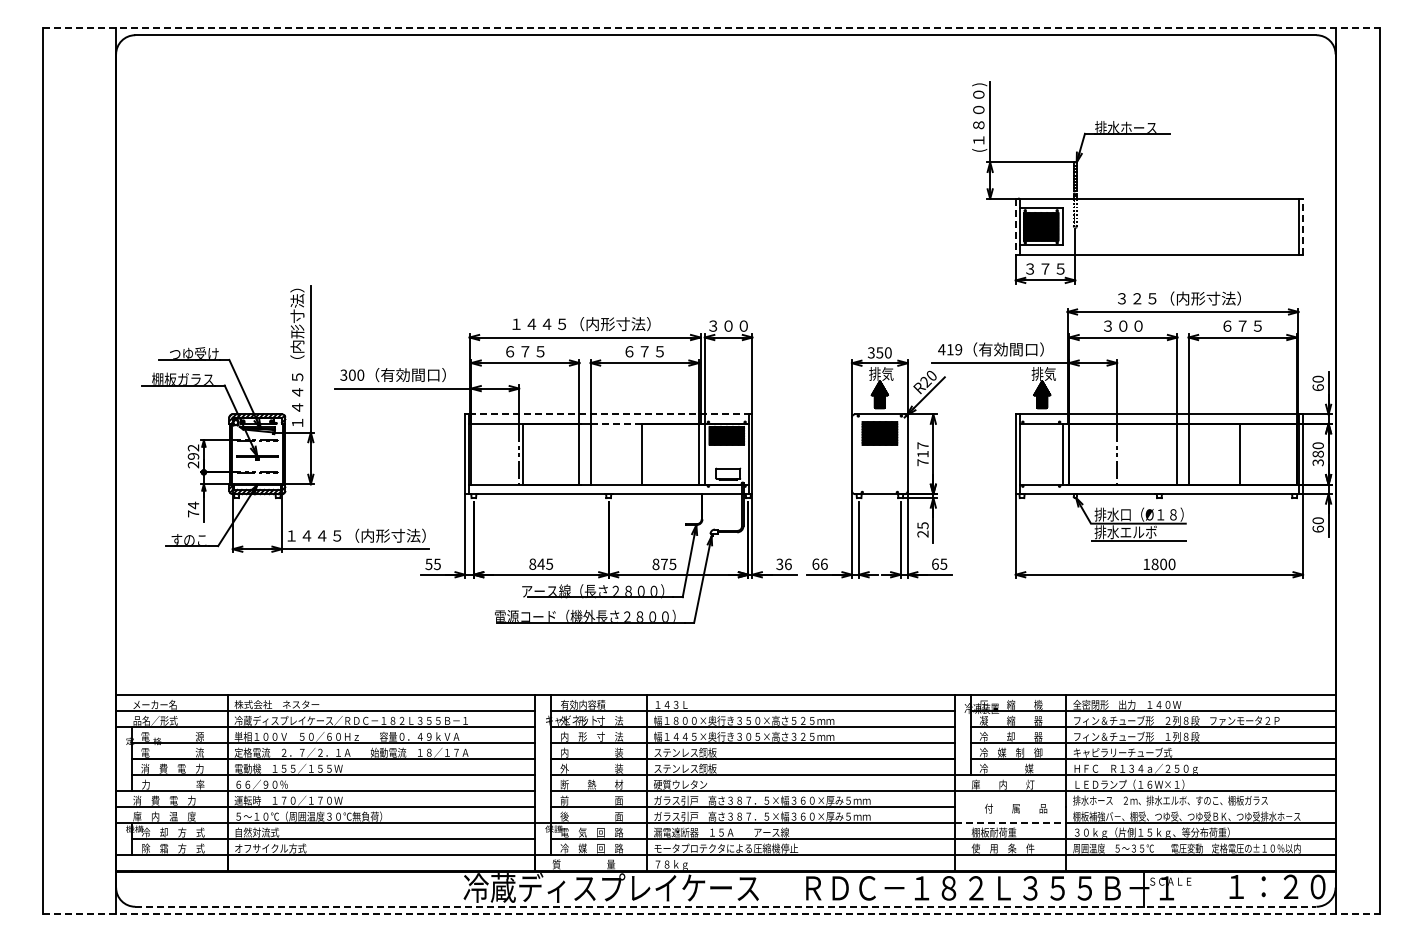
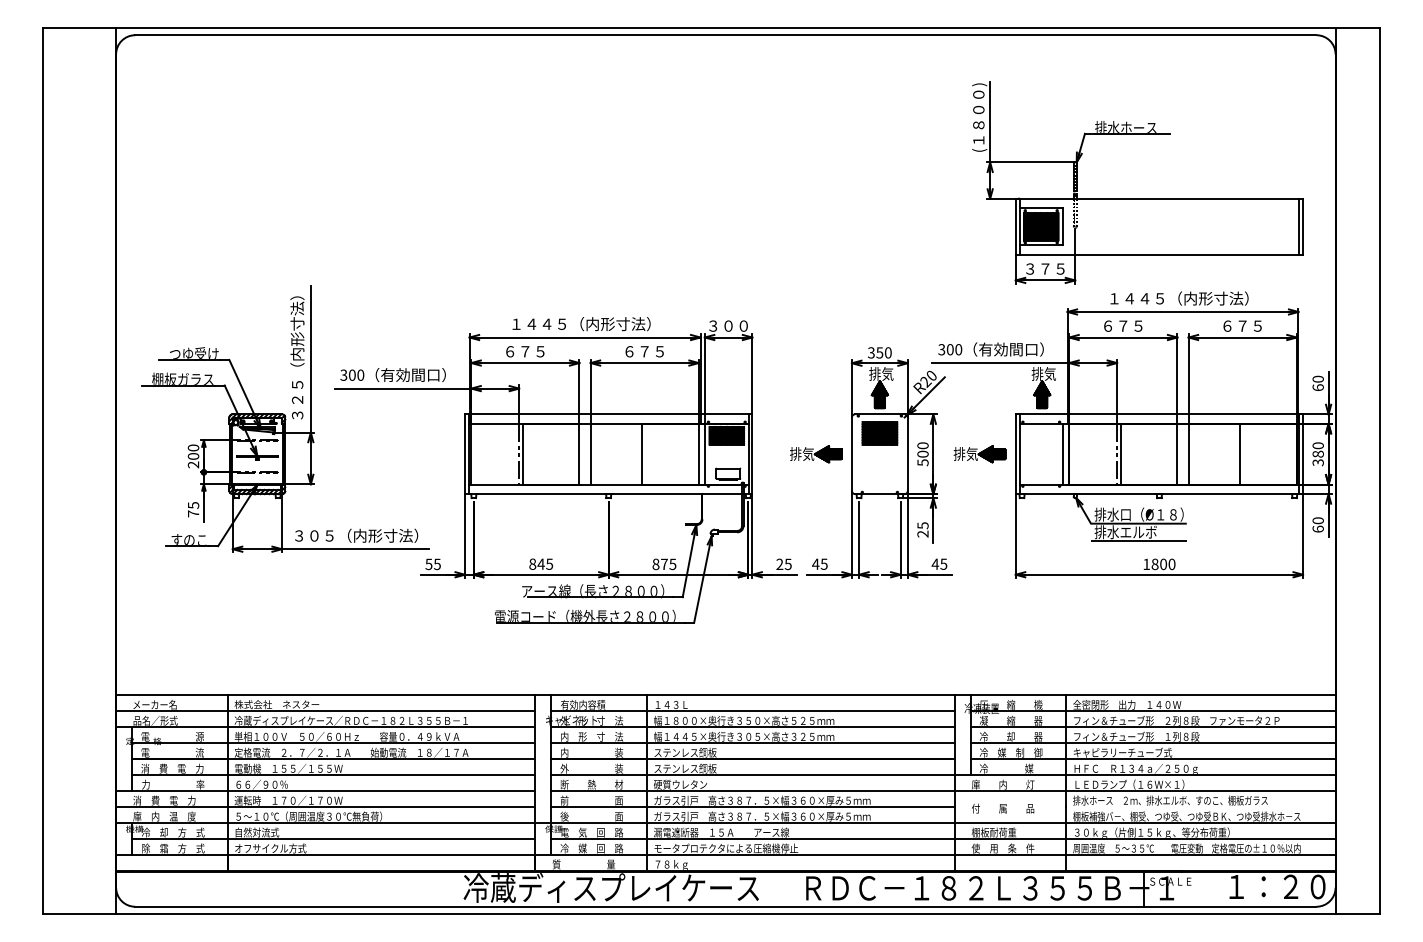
line: dashed -> solid (711, 28)
line: dashed -> solid (1303, 226)
line: dashed -> solid (1015, 227)
text: ３２５（内形寸法） -> １４４５（内形寸法） (1179, 298)
text: ３００ -> ６７５ (1123, 325)
text: 419 -> 300 (950, 349)
text: １４４５（内形寸法） -> ３２５（内形寸法） (297, 357)
line: dashed -> solid (608, 414)
line: dashed -> solid (616, 423)
text: 292 -> 200 (193, 451)
line: none -> present (1120, 453)
part: none -> present (816, 454)
text: 717 -> 500 (922, 454)
part: none -> present (979, 454)
text: 74 -> 75 (193, 505)
text: １４４５（内形寸法） -> ３０５（内形寸法） (356, 535)
text: 66 -> 45 (819, 563)
text: 65 -> 45 (935, 563)
text: 36 -> 25 (783, 564)
text position: (1016, 808) -> (1003, 808) (1003, 808)
line: dashed -> solid (1010, 823)
line: dashed -> solid (725, 906)
line: dashed -> solid (711, 913)
